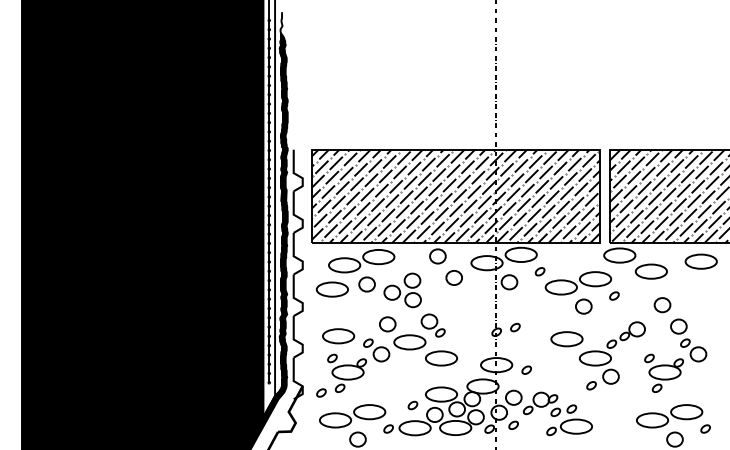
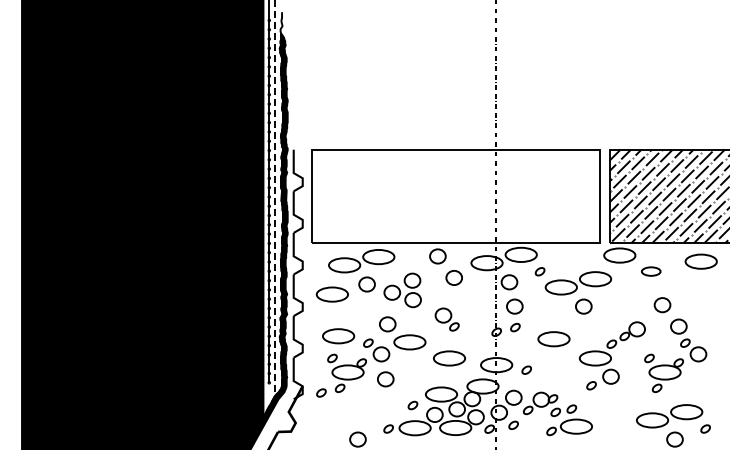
hatch: present -> none (456, 195)
line: solid -> dashed (275, 211)
part size: 34x17 px -> 21x11 px (651, 271)
part position: (331, 289) -> (331, 294) (331, 294)
part: present -> none (614, 295)
part: none -> present (514, 306)
part position: (432, 325) -> (446, 319) (446, 319)
part position: (566, 339) -> (553, 339) (553, 339)
part position: (441, 358) -> (449, 358) (449, 358)
part: none -> present (385, 379)
part: present -> none (352, 416)
